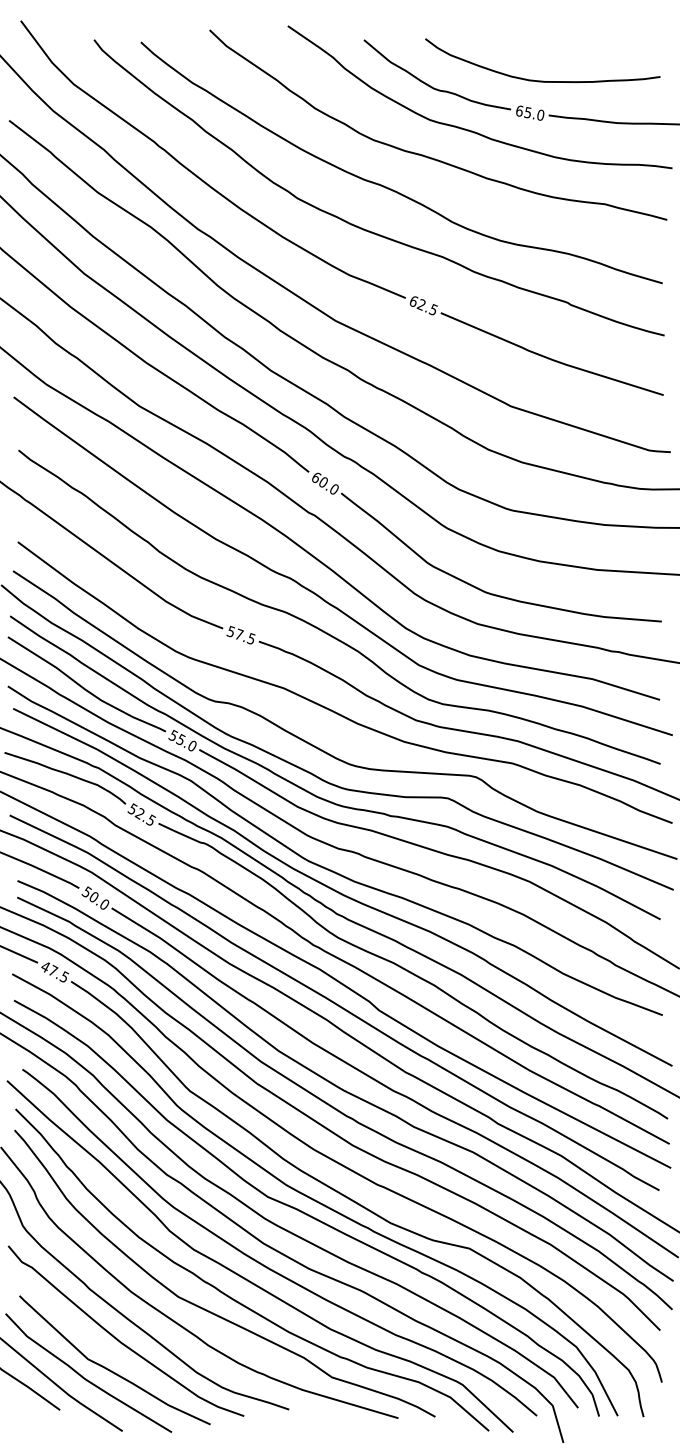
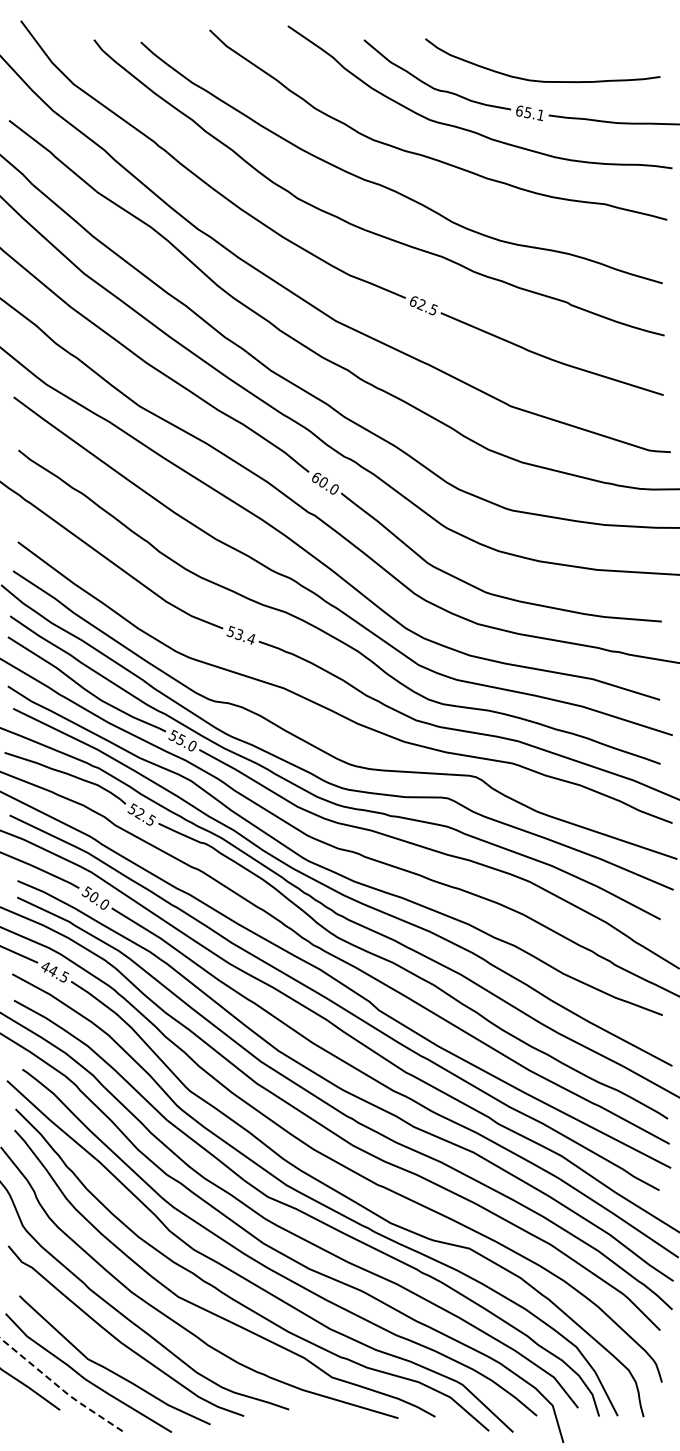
text: 65.0 -> 65.1 (540, 115)
text: 57.5 -> 53.4 (244, 636)
text: 47.5 -> 44.5 (53, 970)
line: solid -> dashed (60, 1388)
